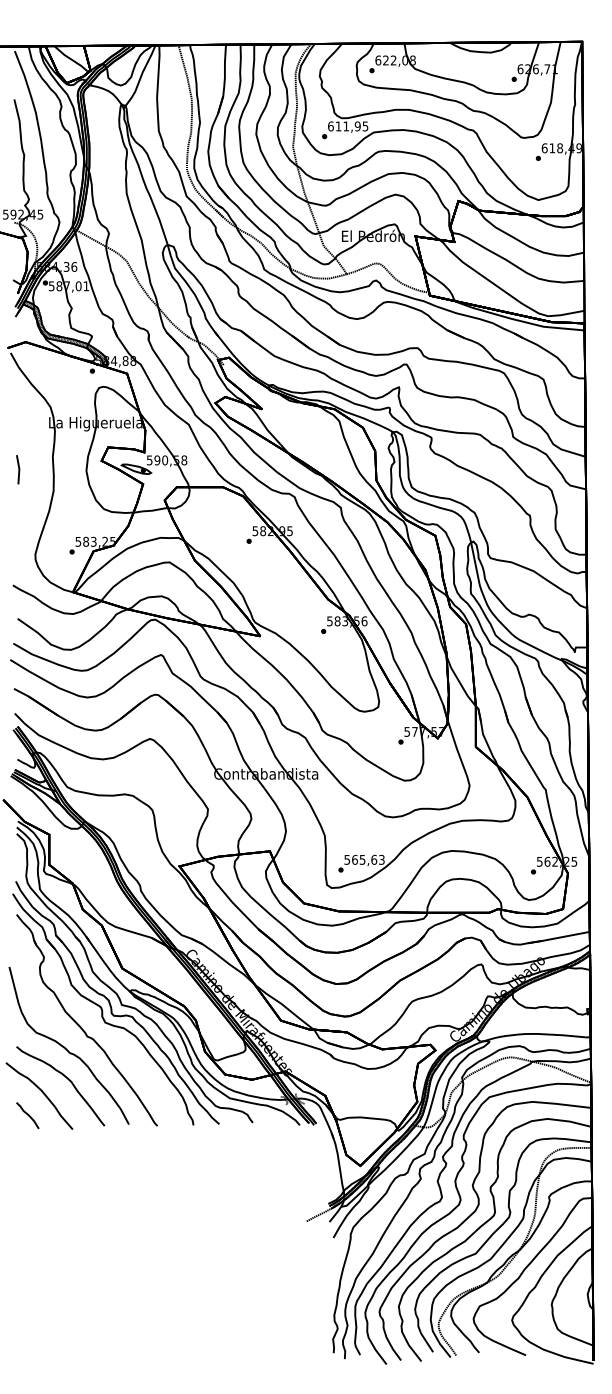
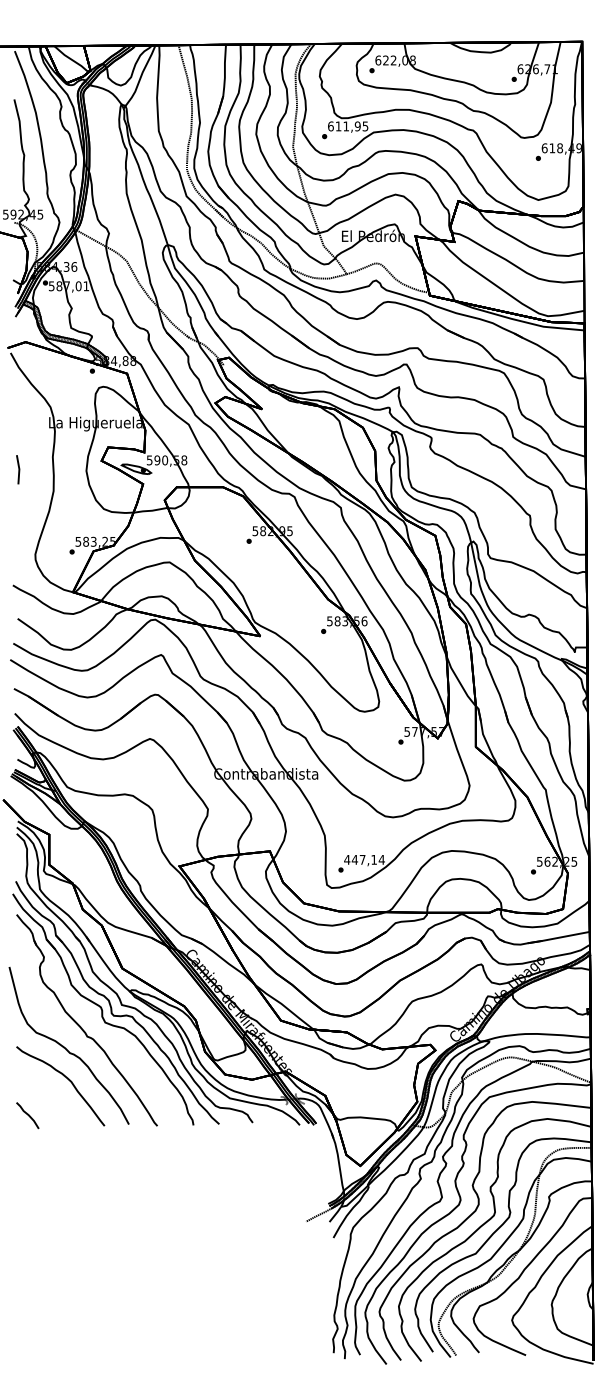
text: 565,63 -> 447,14 (364, 859)
part: present -> none (39, 1095)
